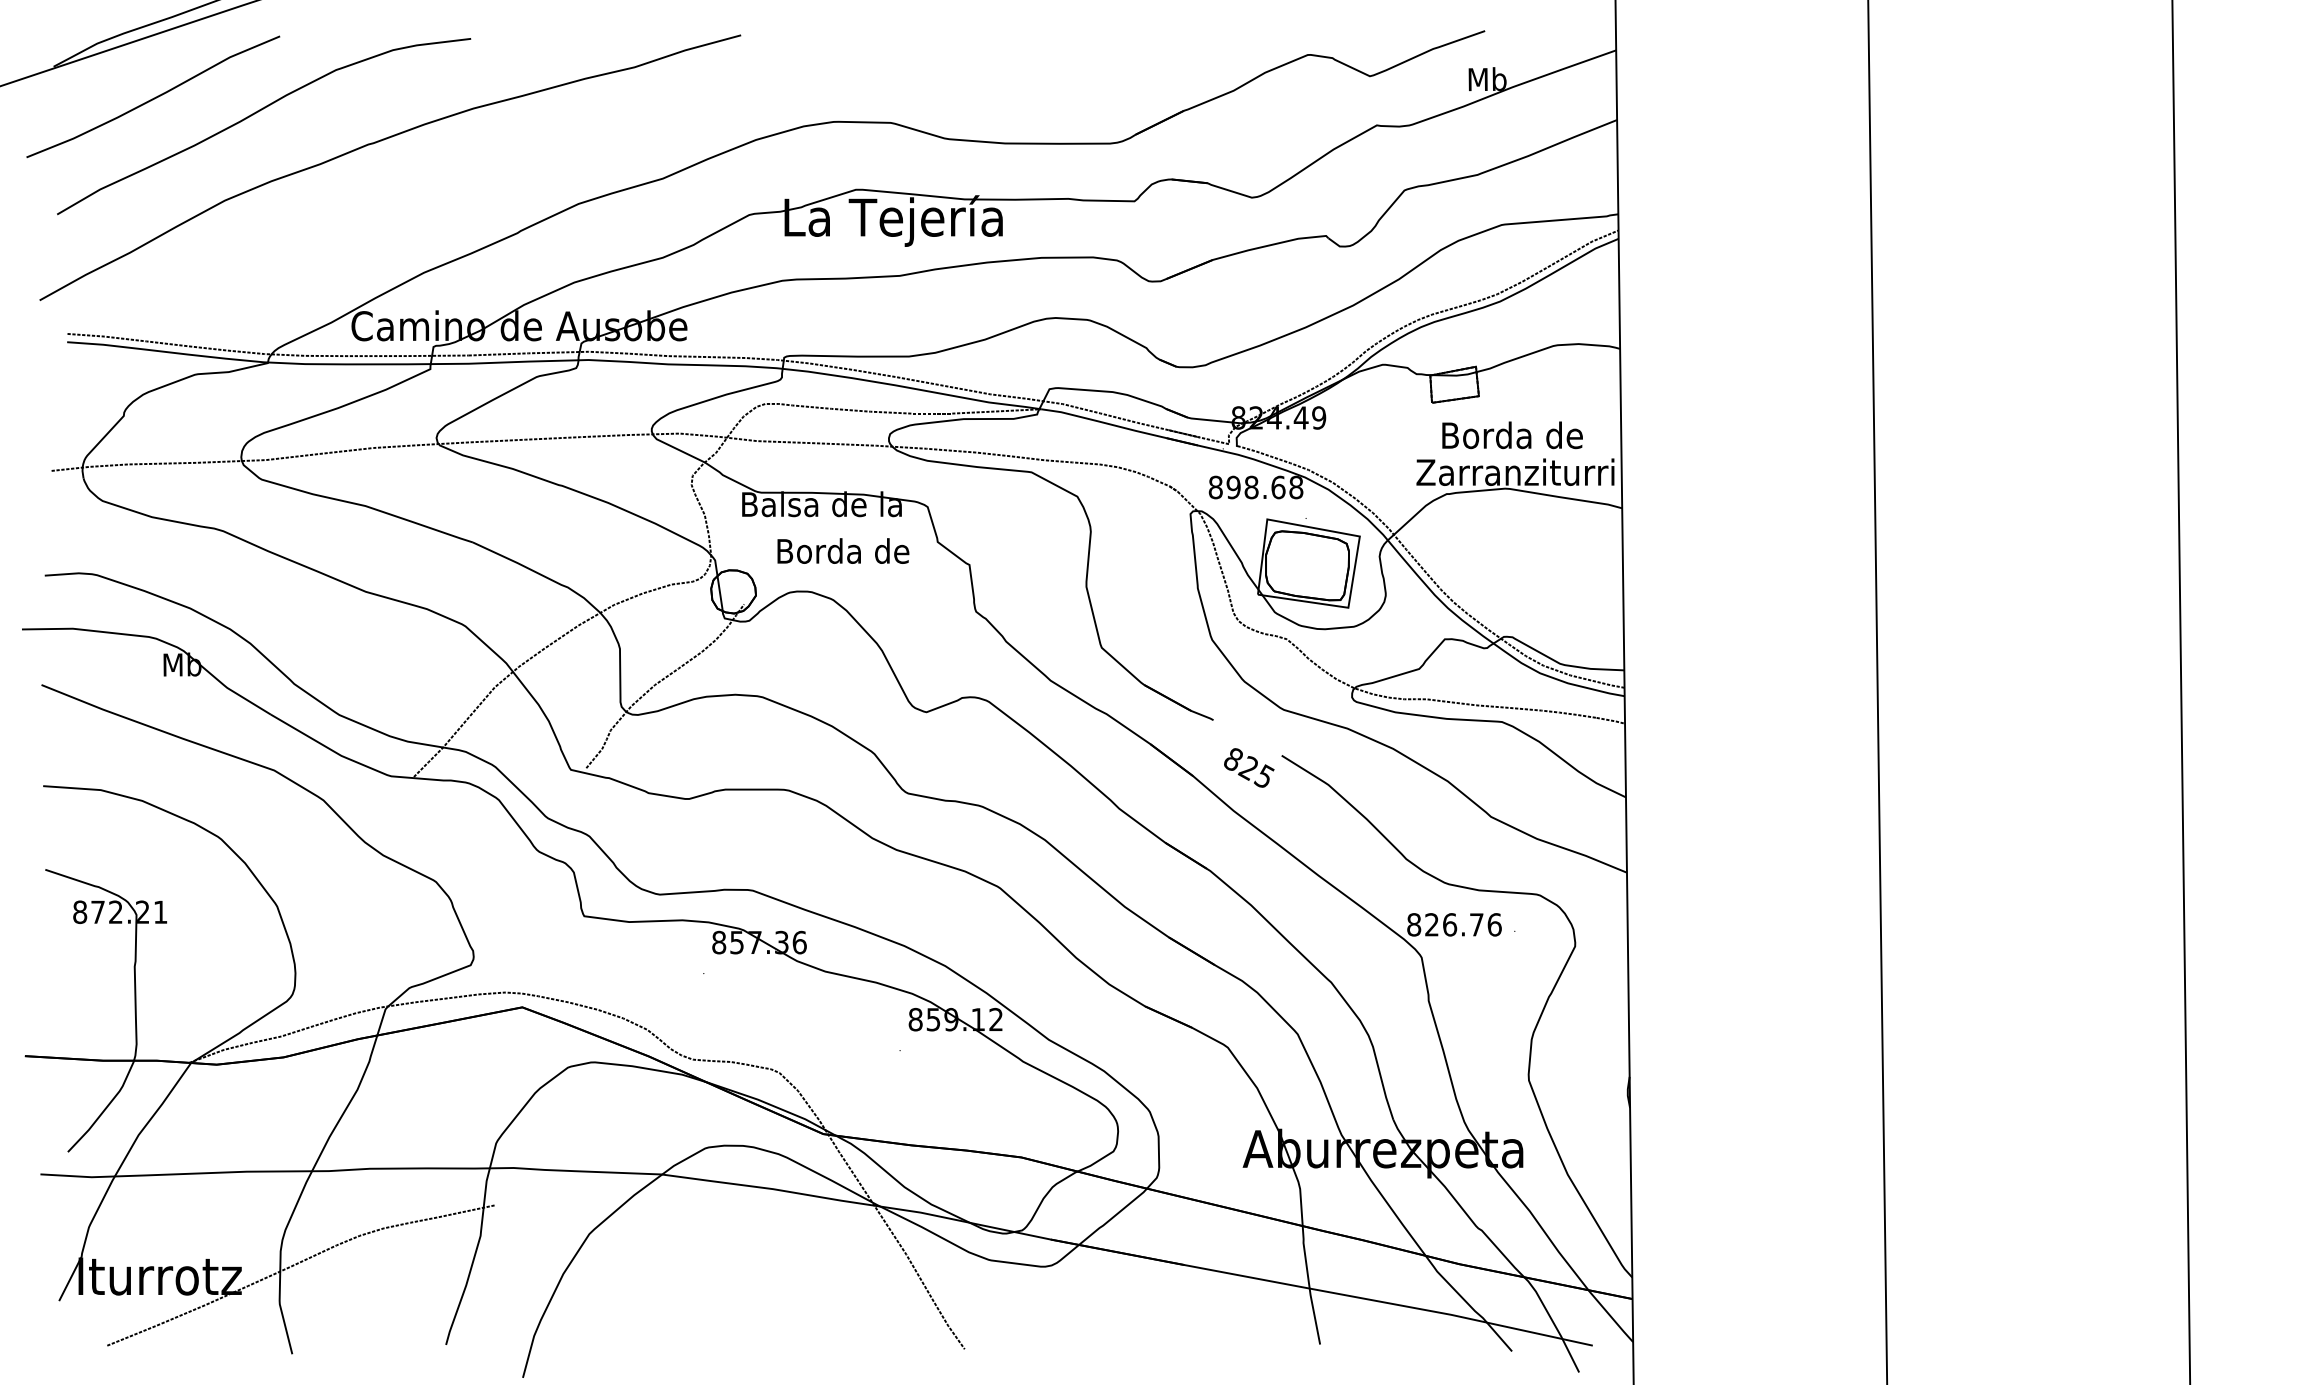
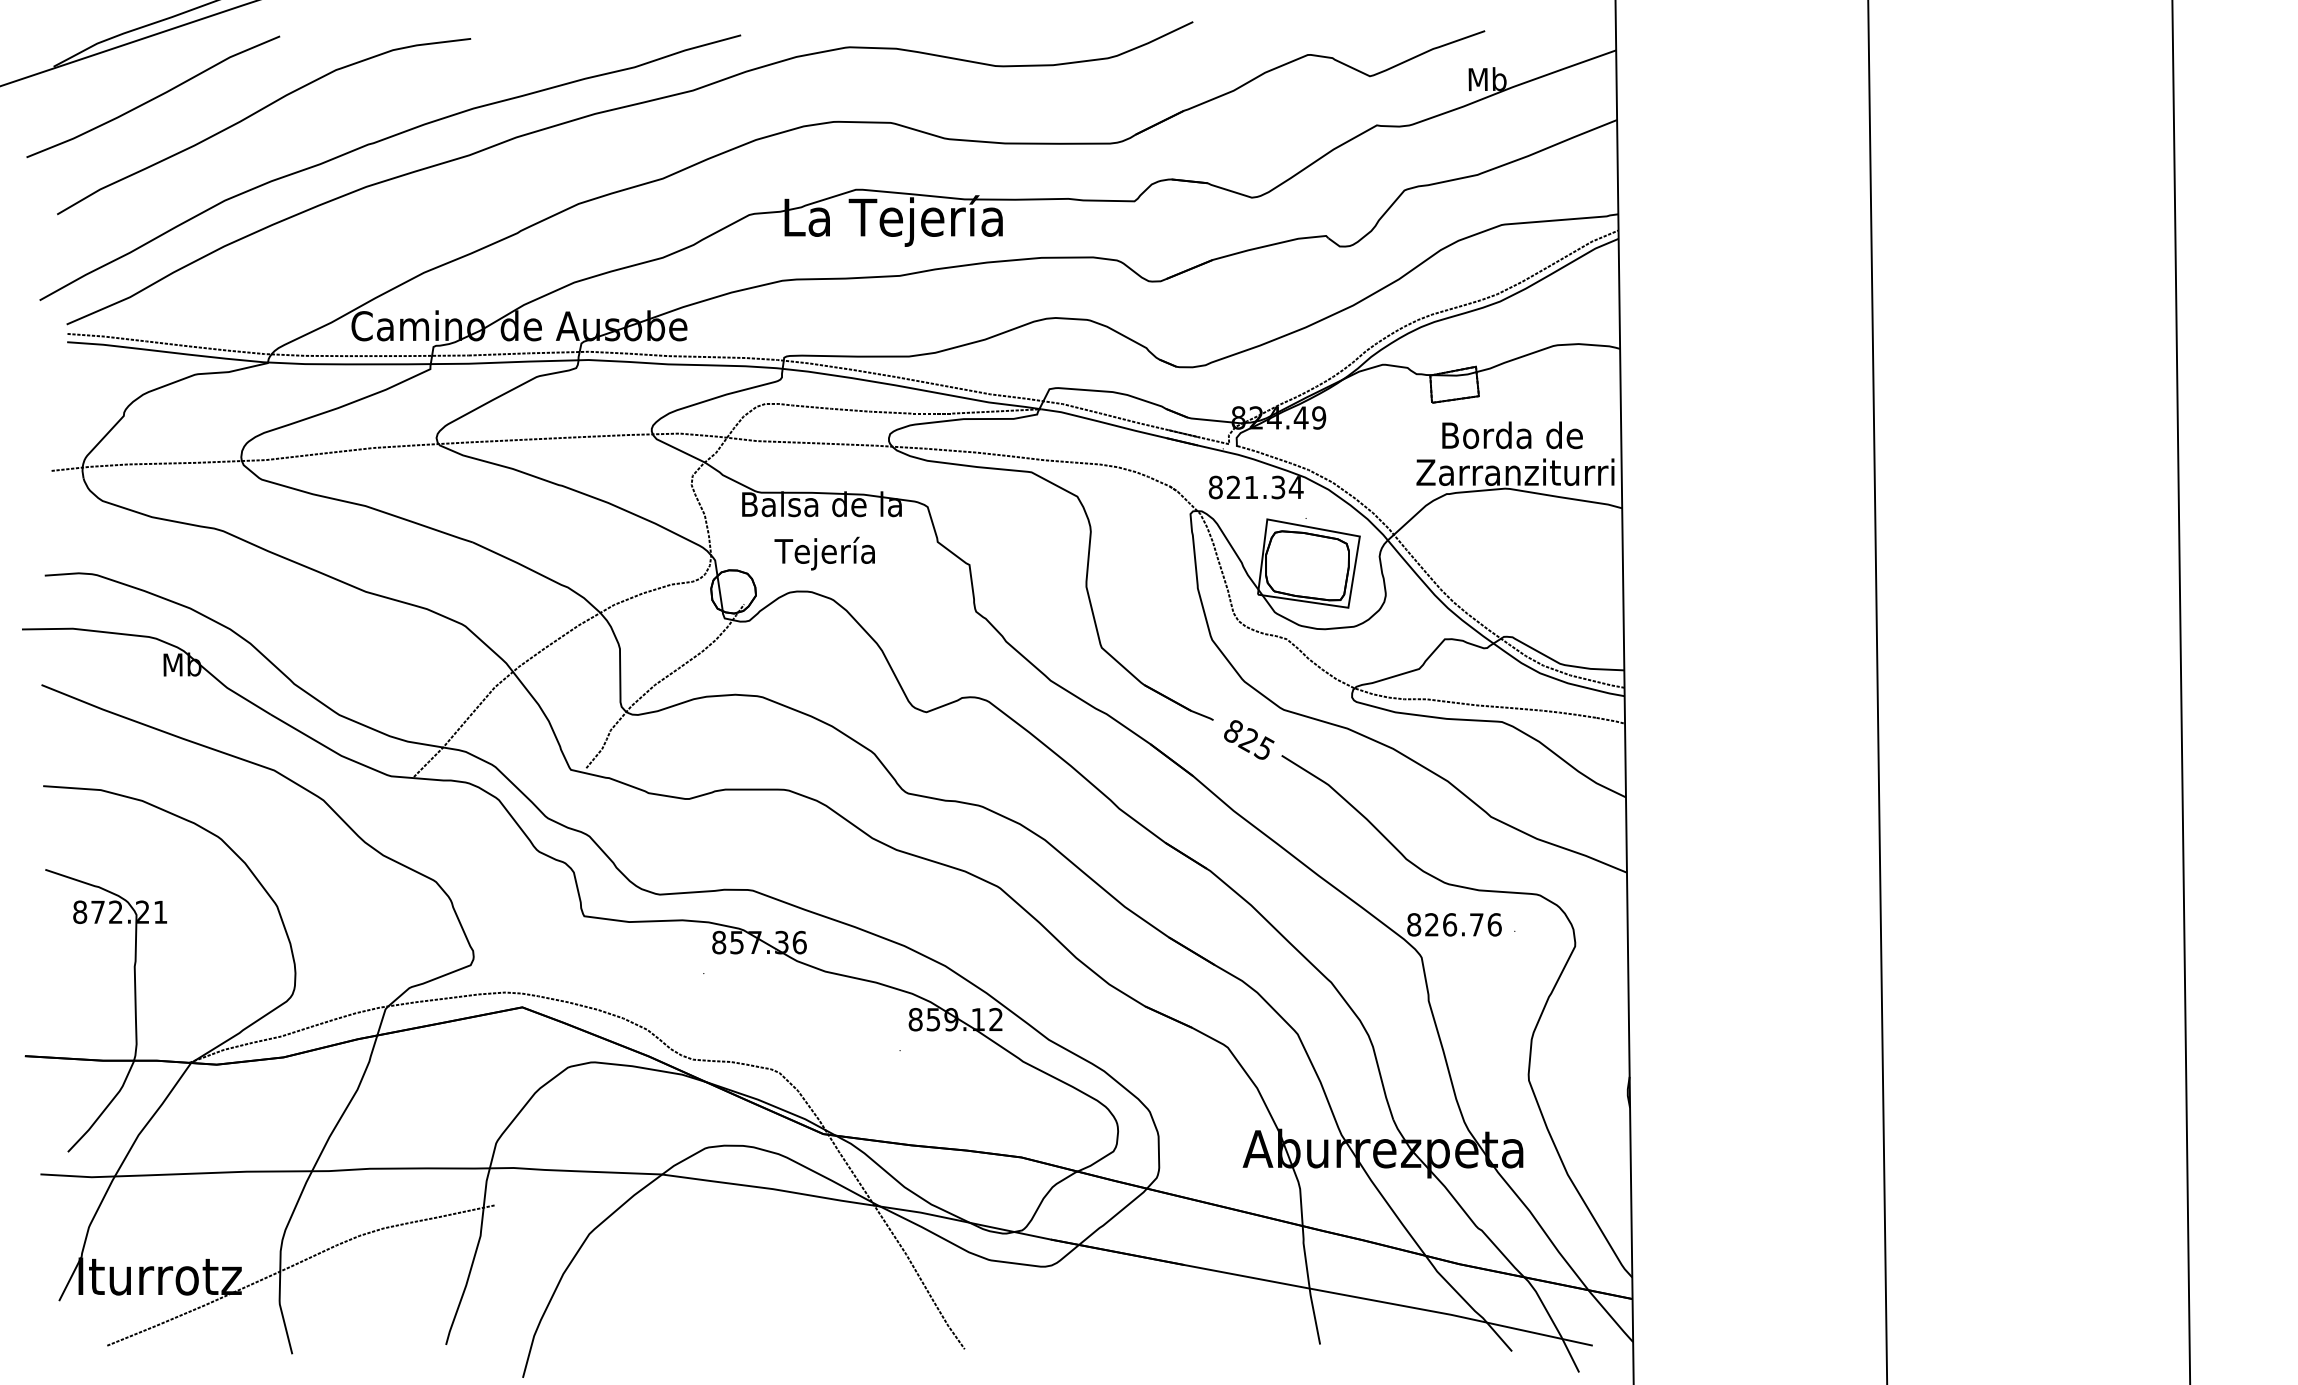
curve: none -> present (614, 110)
text: 898.68 -> 821.34 (1264, 487)
text: Borda de -> Tejería (841, 553)
text position: (1249, 767) -> (1249, 739) (1249, 739)
